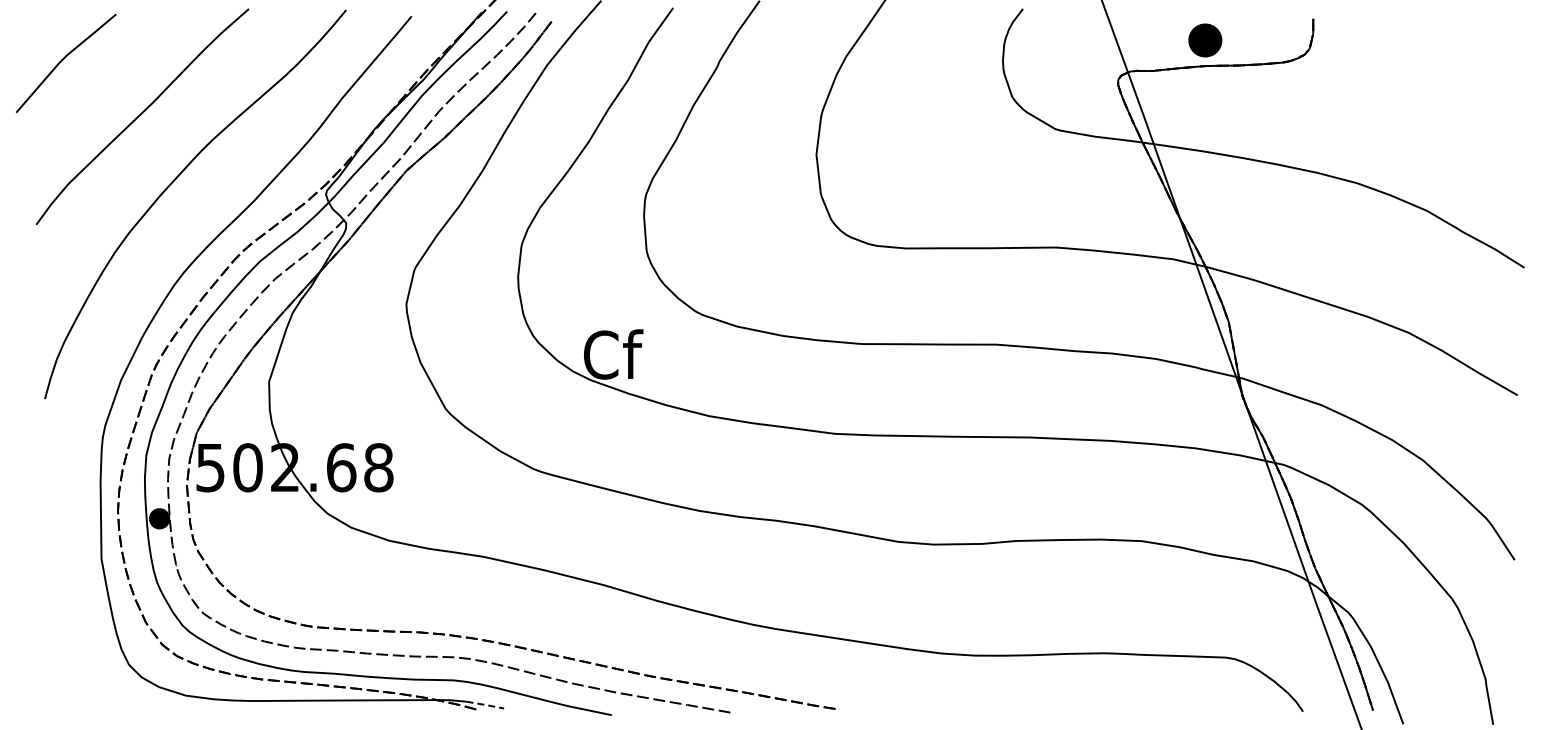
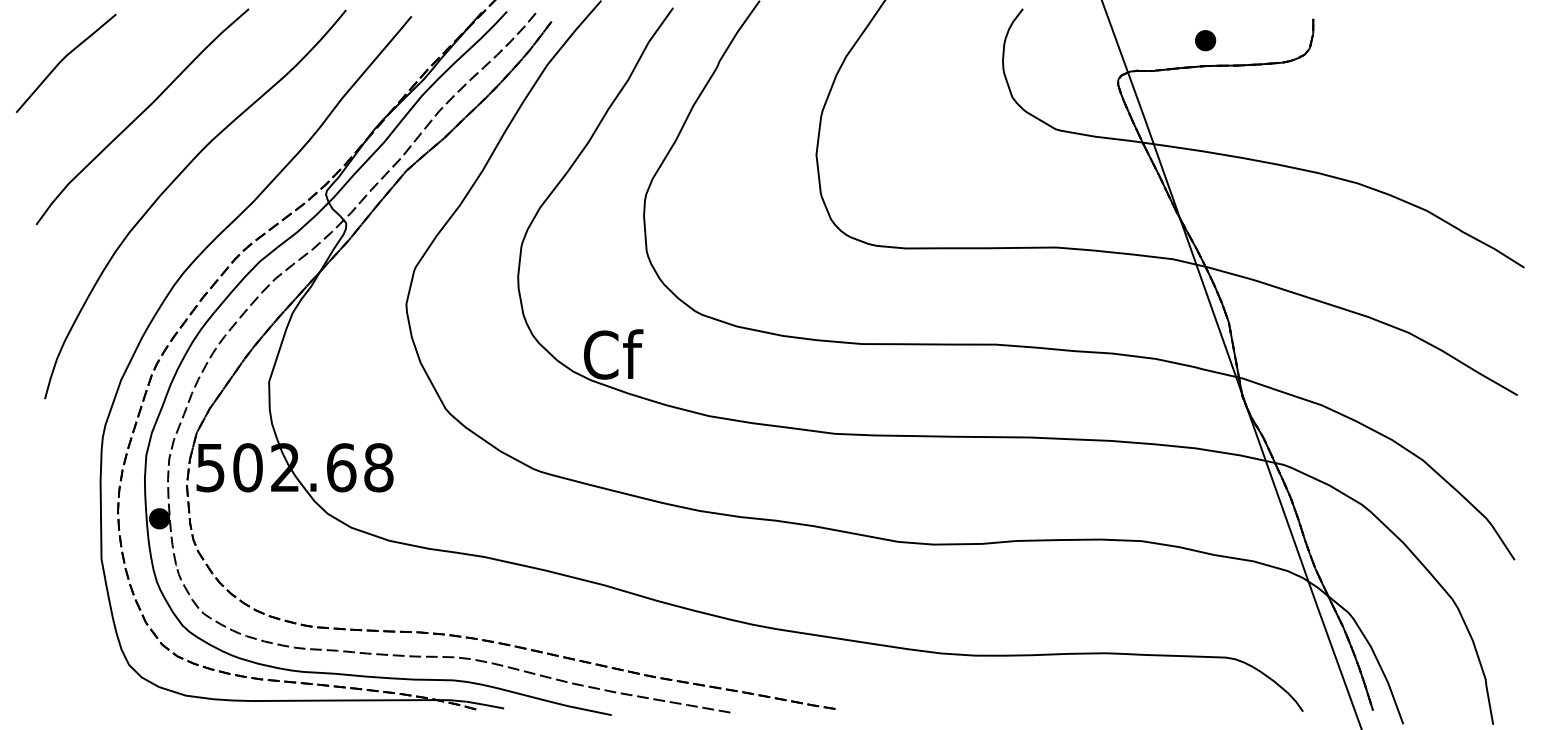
part size: 35x35 px -> 22x22 px (1205, 40)
line: dashed -> solid (485, 704)
